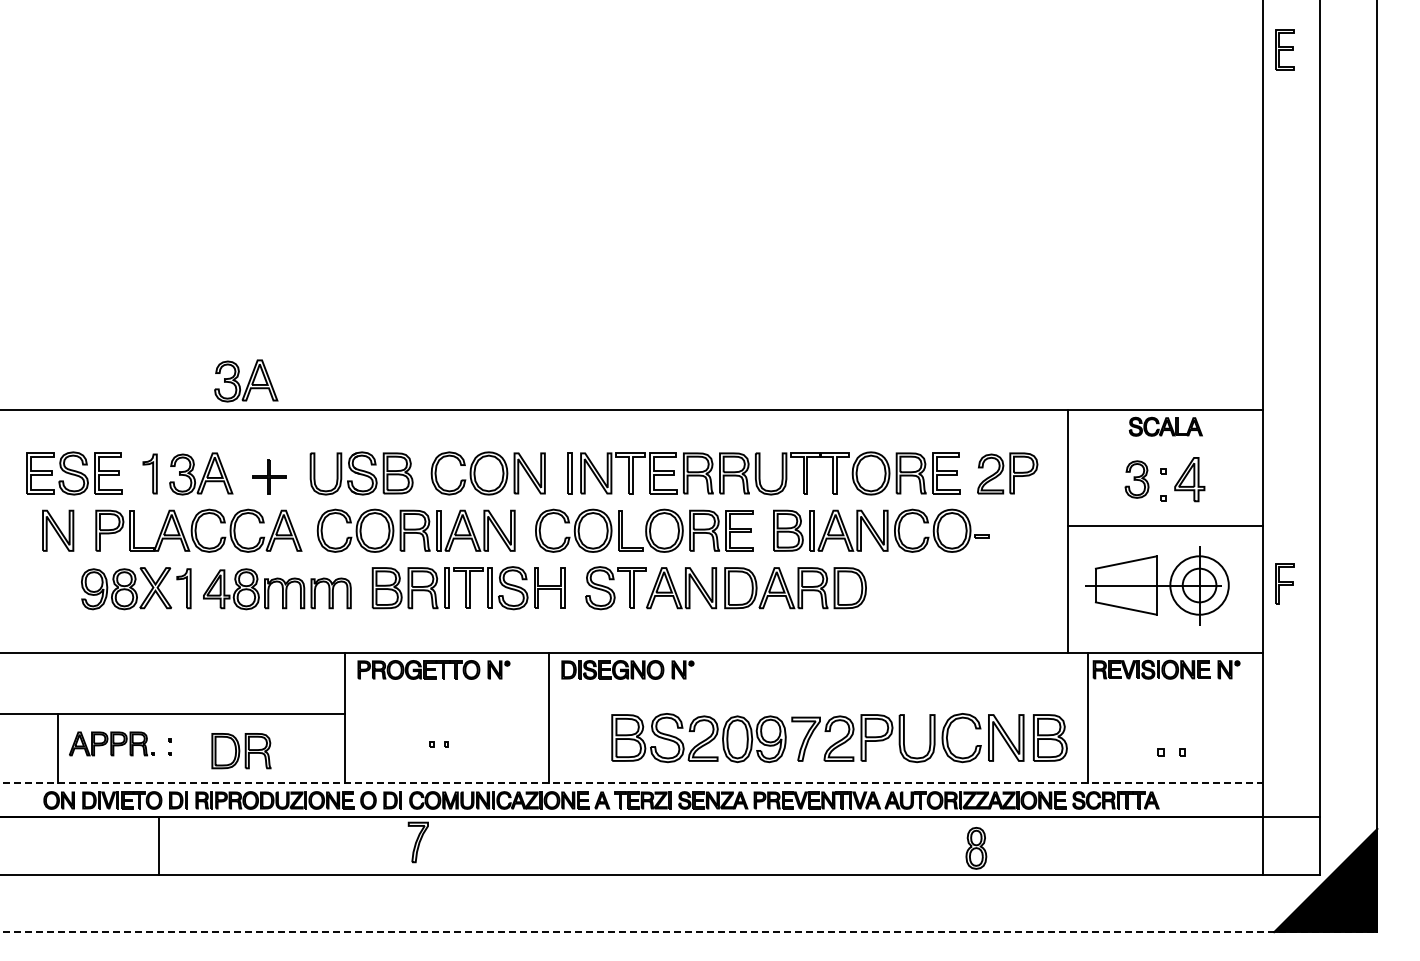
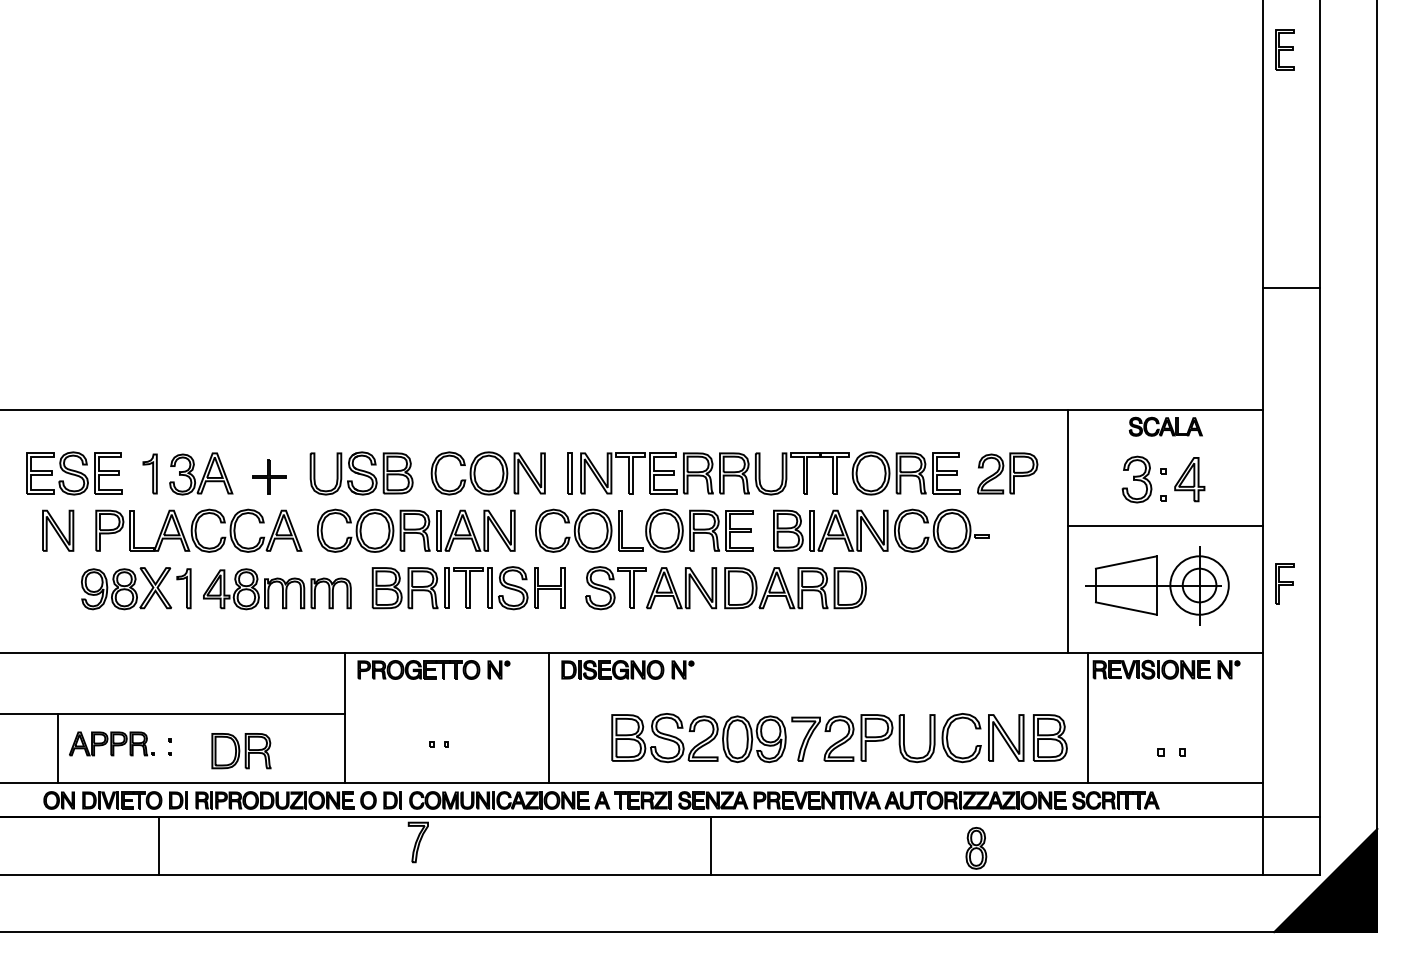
line: none -> present (1291, 287)
part: present -> none (246, 380)
part size: 26x39 px -> 32x49 px (1136, 479)
line: dashed -> solid (631, 783)
line: none -> present (710, 845)
line: dashed -> solid (689, 932)
